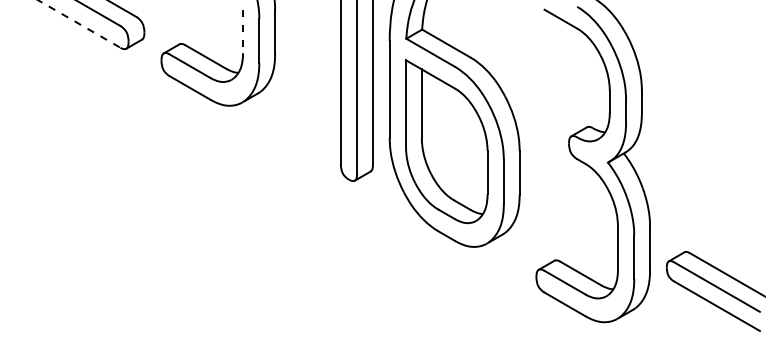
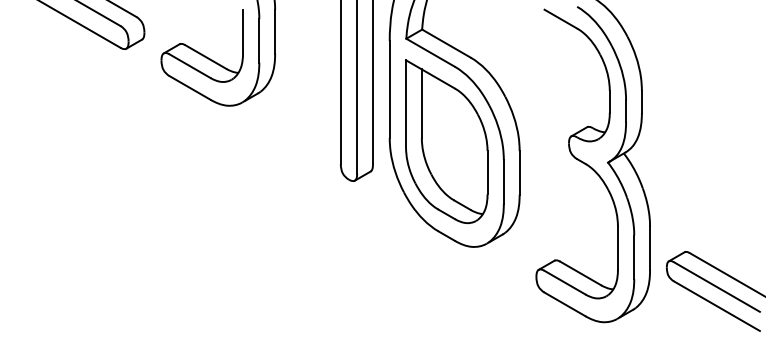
line: dashed -> solid (79, 24)
line: dashed -> solid (243, 31)
